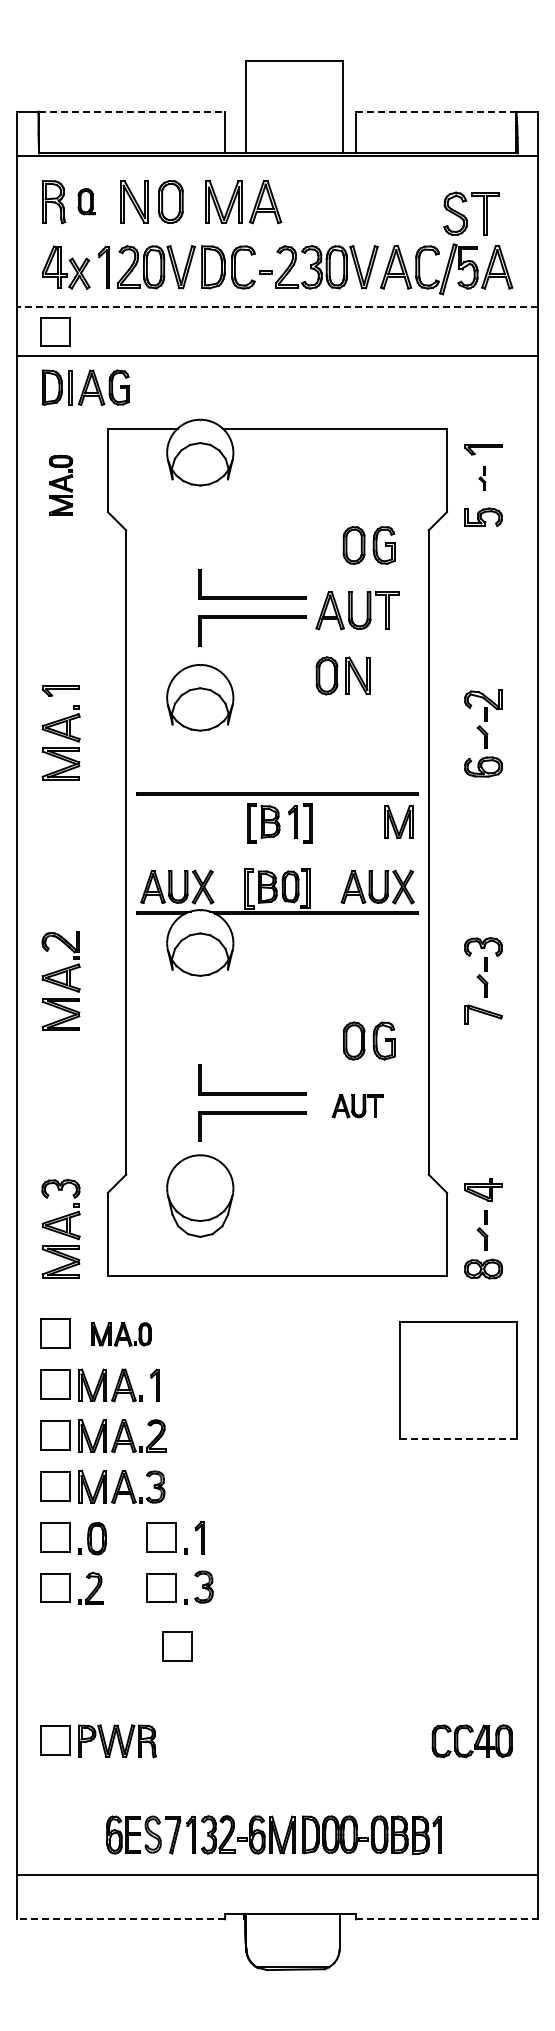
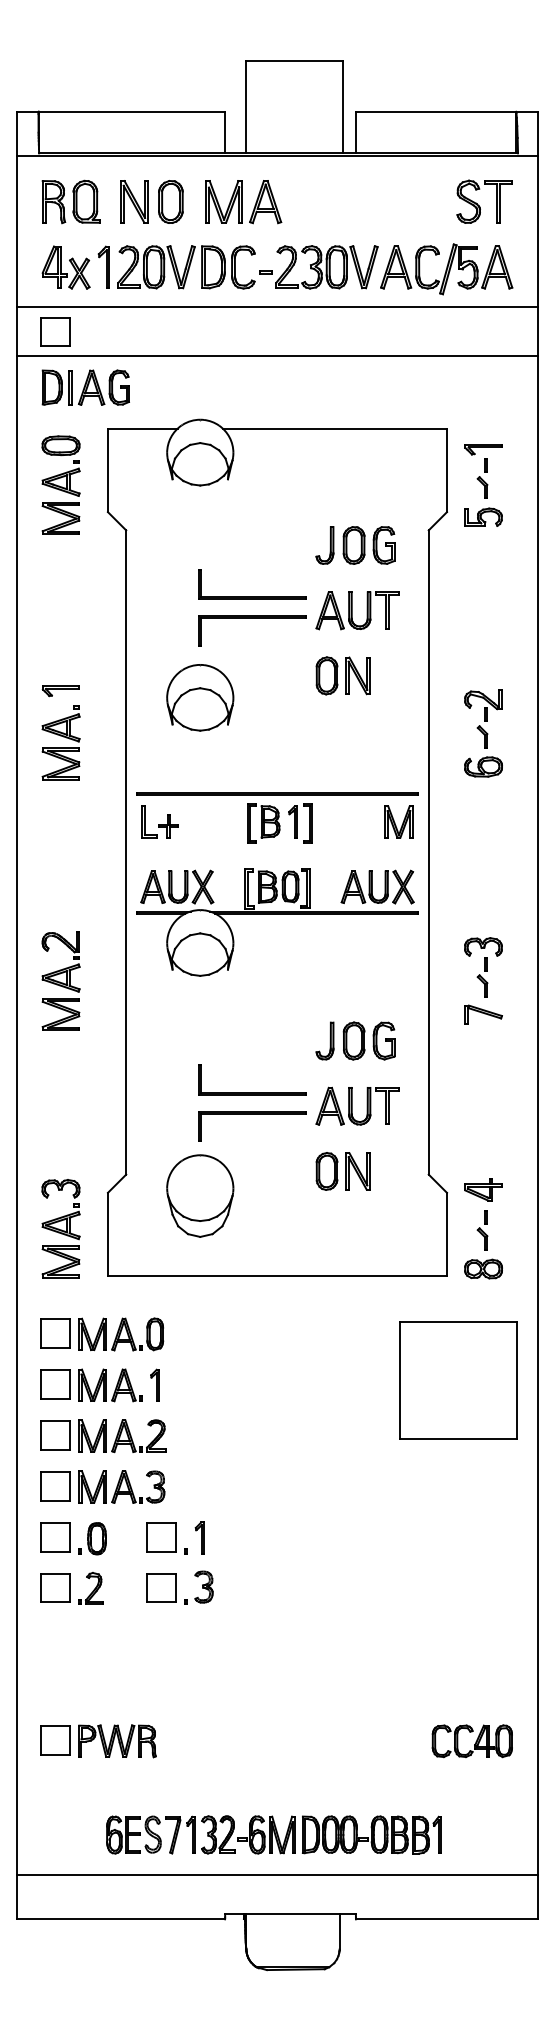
line: dashed -> solid (132, 111)
line: dashed -> solid (436, 111)
part size: 19x28 px -> 29x45 px (86, 201)
part position: (466, 217) -> (479, 205) (479, 205)
line: dashed -> solid (277, 306)
part size: 9x25 px -> 13x41 px (482, 478)
part size: 25x62 px -> 40x100 px (60, 484)
part: none -> present (324, 545)
part: none -> present (159, 821)
part: none -> present (324, 1040)
part size: 53x25 px -> 85x40 px (357, 1105)
part: none -> present (342, 1171)
part size: 61x25 px -> 87x35 px (121, 1334)
line: dashed -> solid (458, 1439)
part: present -> none (177, 1646)
line: dashed -> solid (120, 1919)
line: dashed -> solid (447, 1919)
